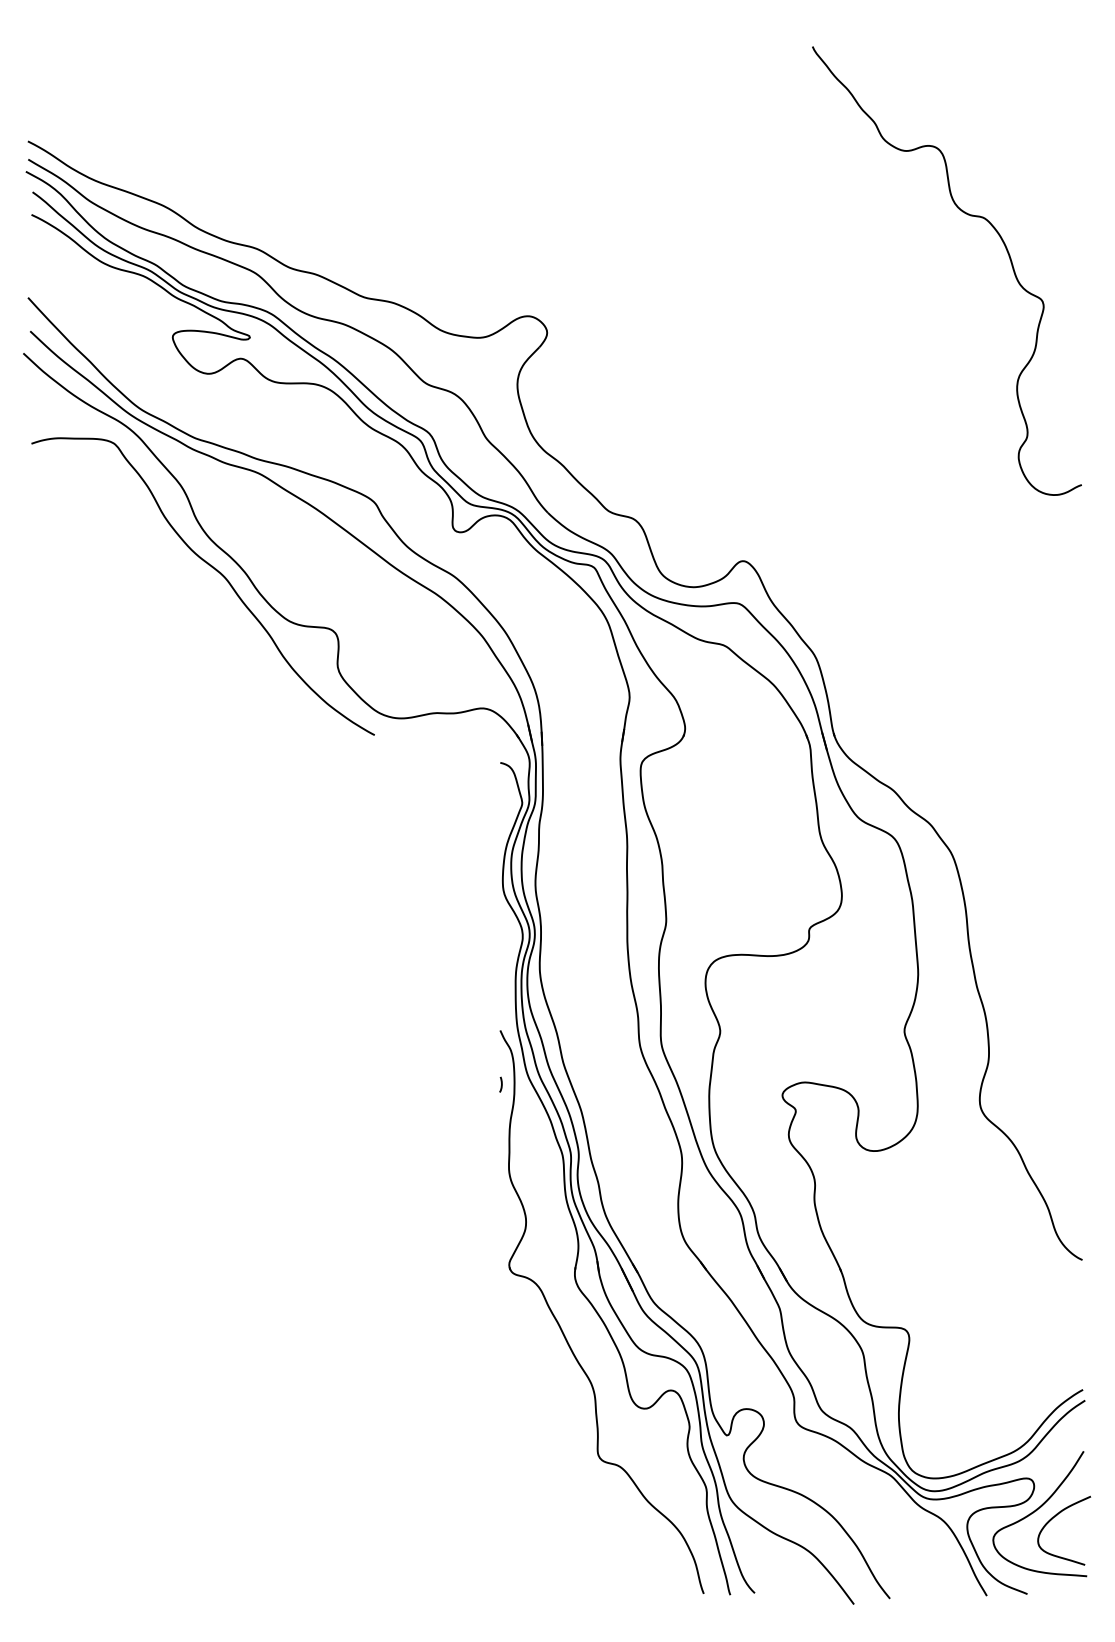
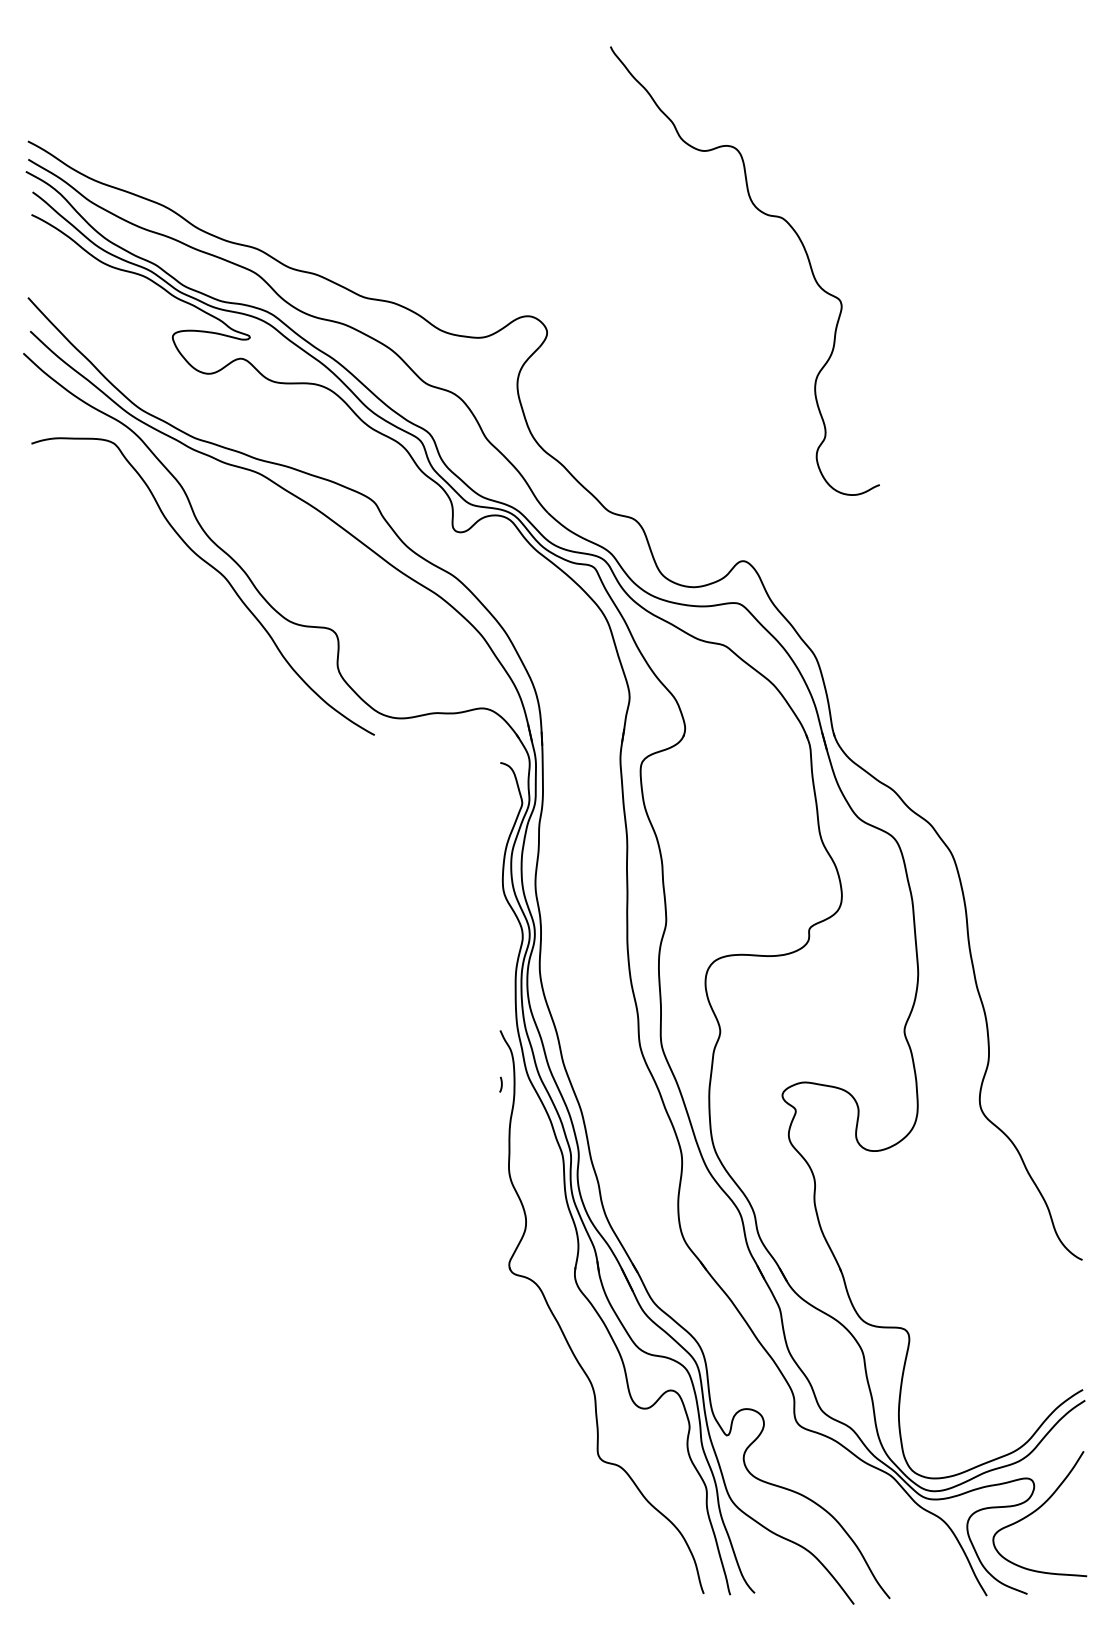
curve position: (970, 216) -> (768, 216) (768, 216)
curve: present -> none (1056, 1516)
